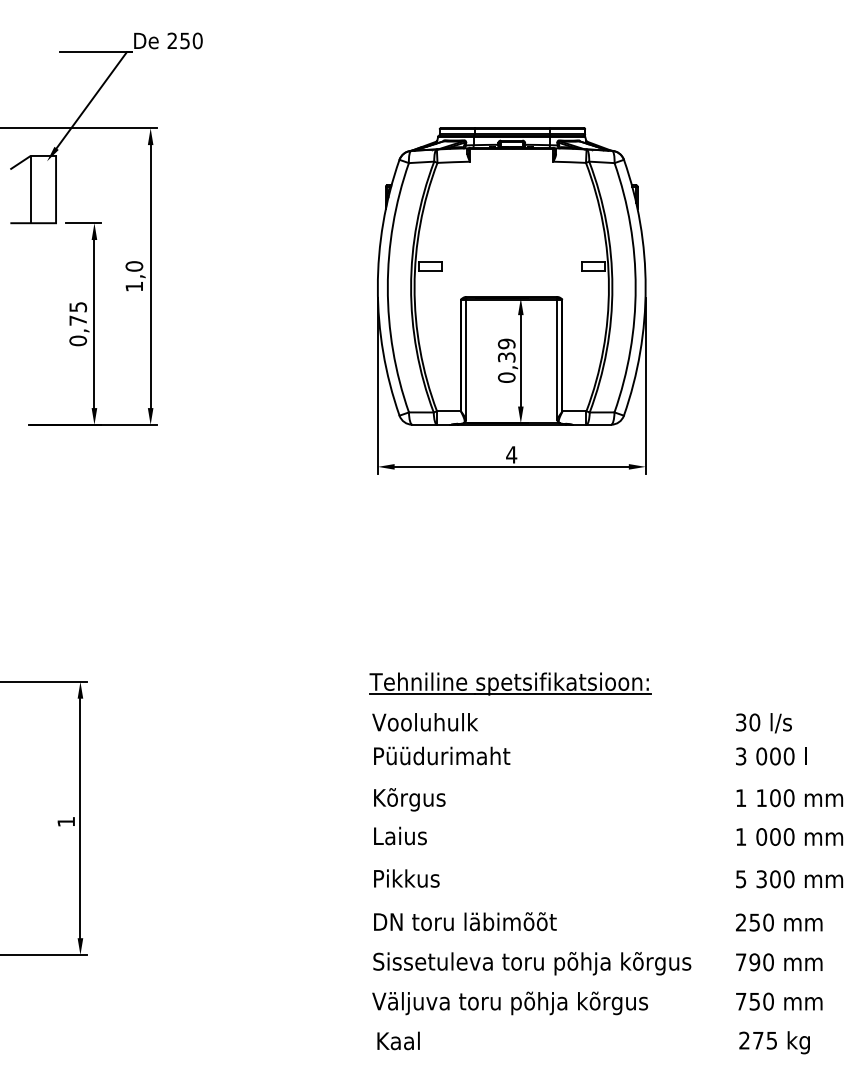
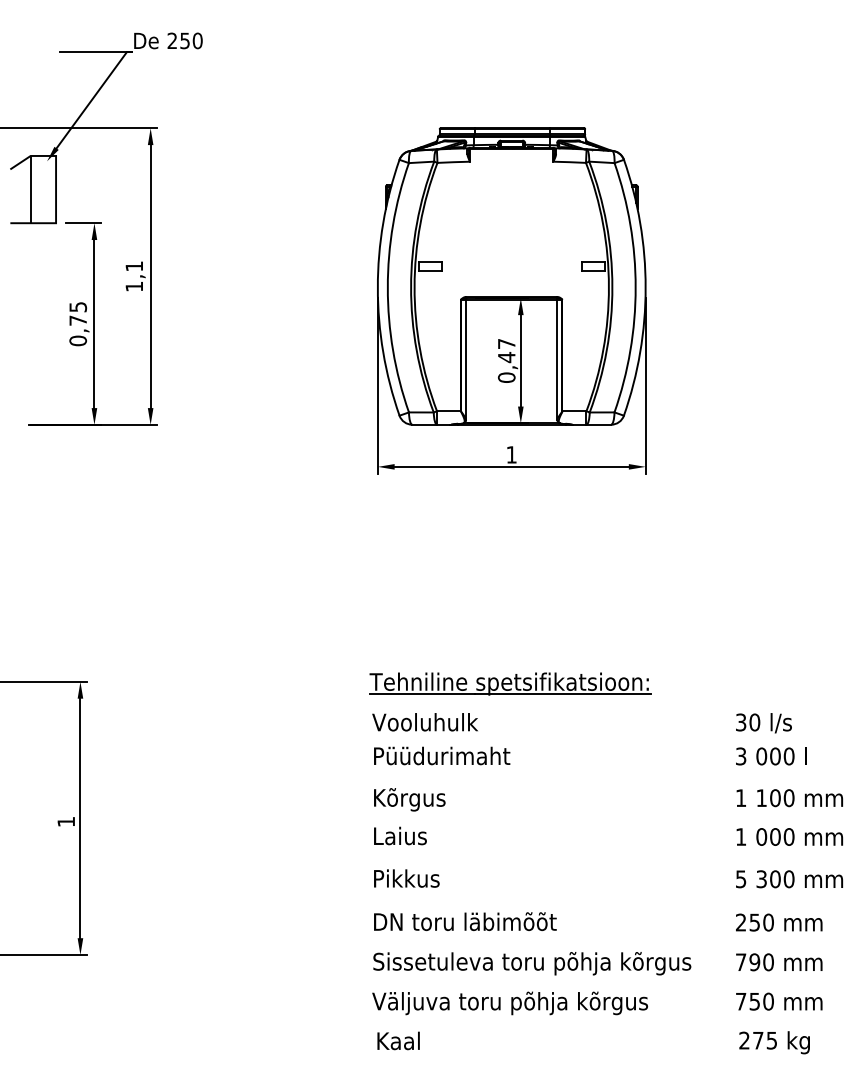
text: 1,0 -> 1,1 (134, 266)
text: 0,39 -> 0,47 (506, 350)
text: 4 -> 1 (511, 454)
